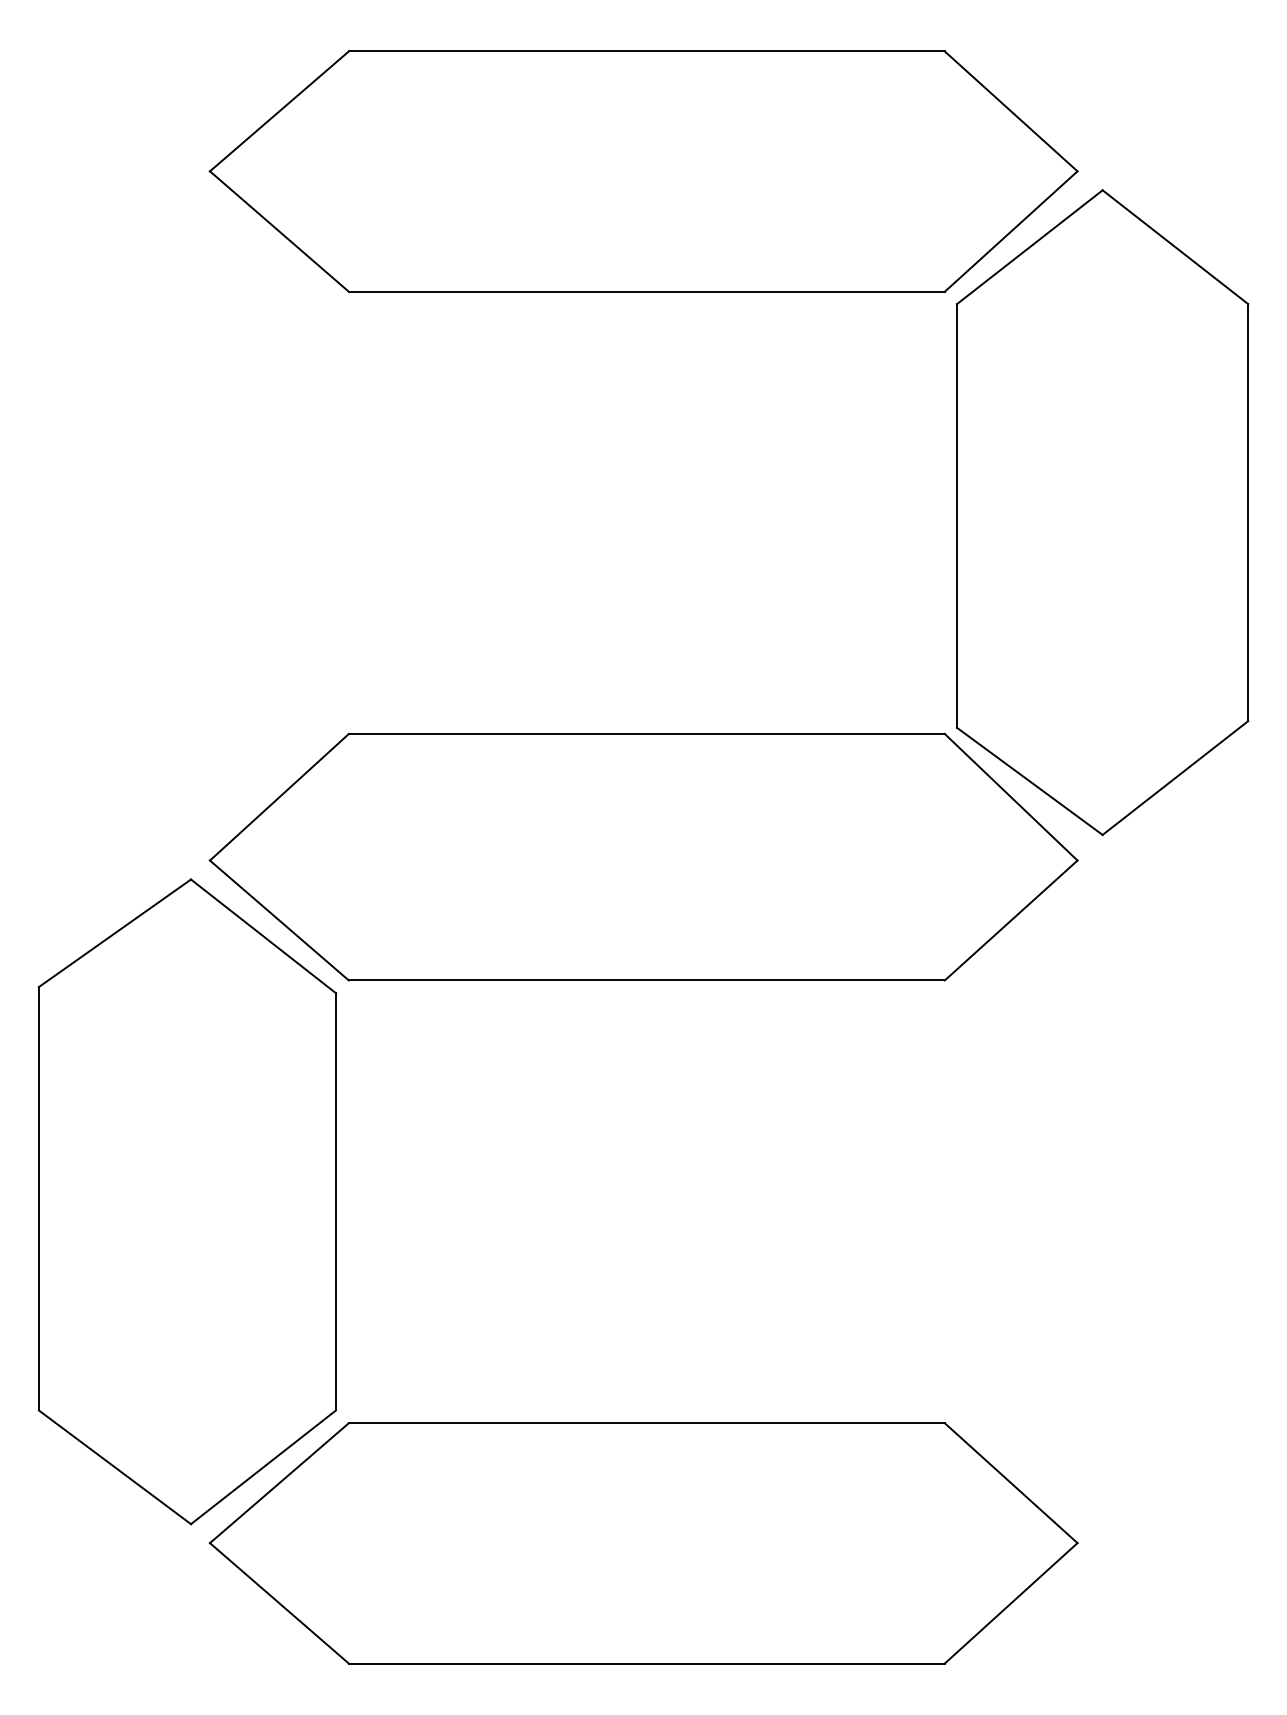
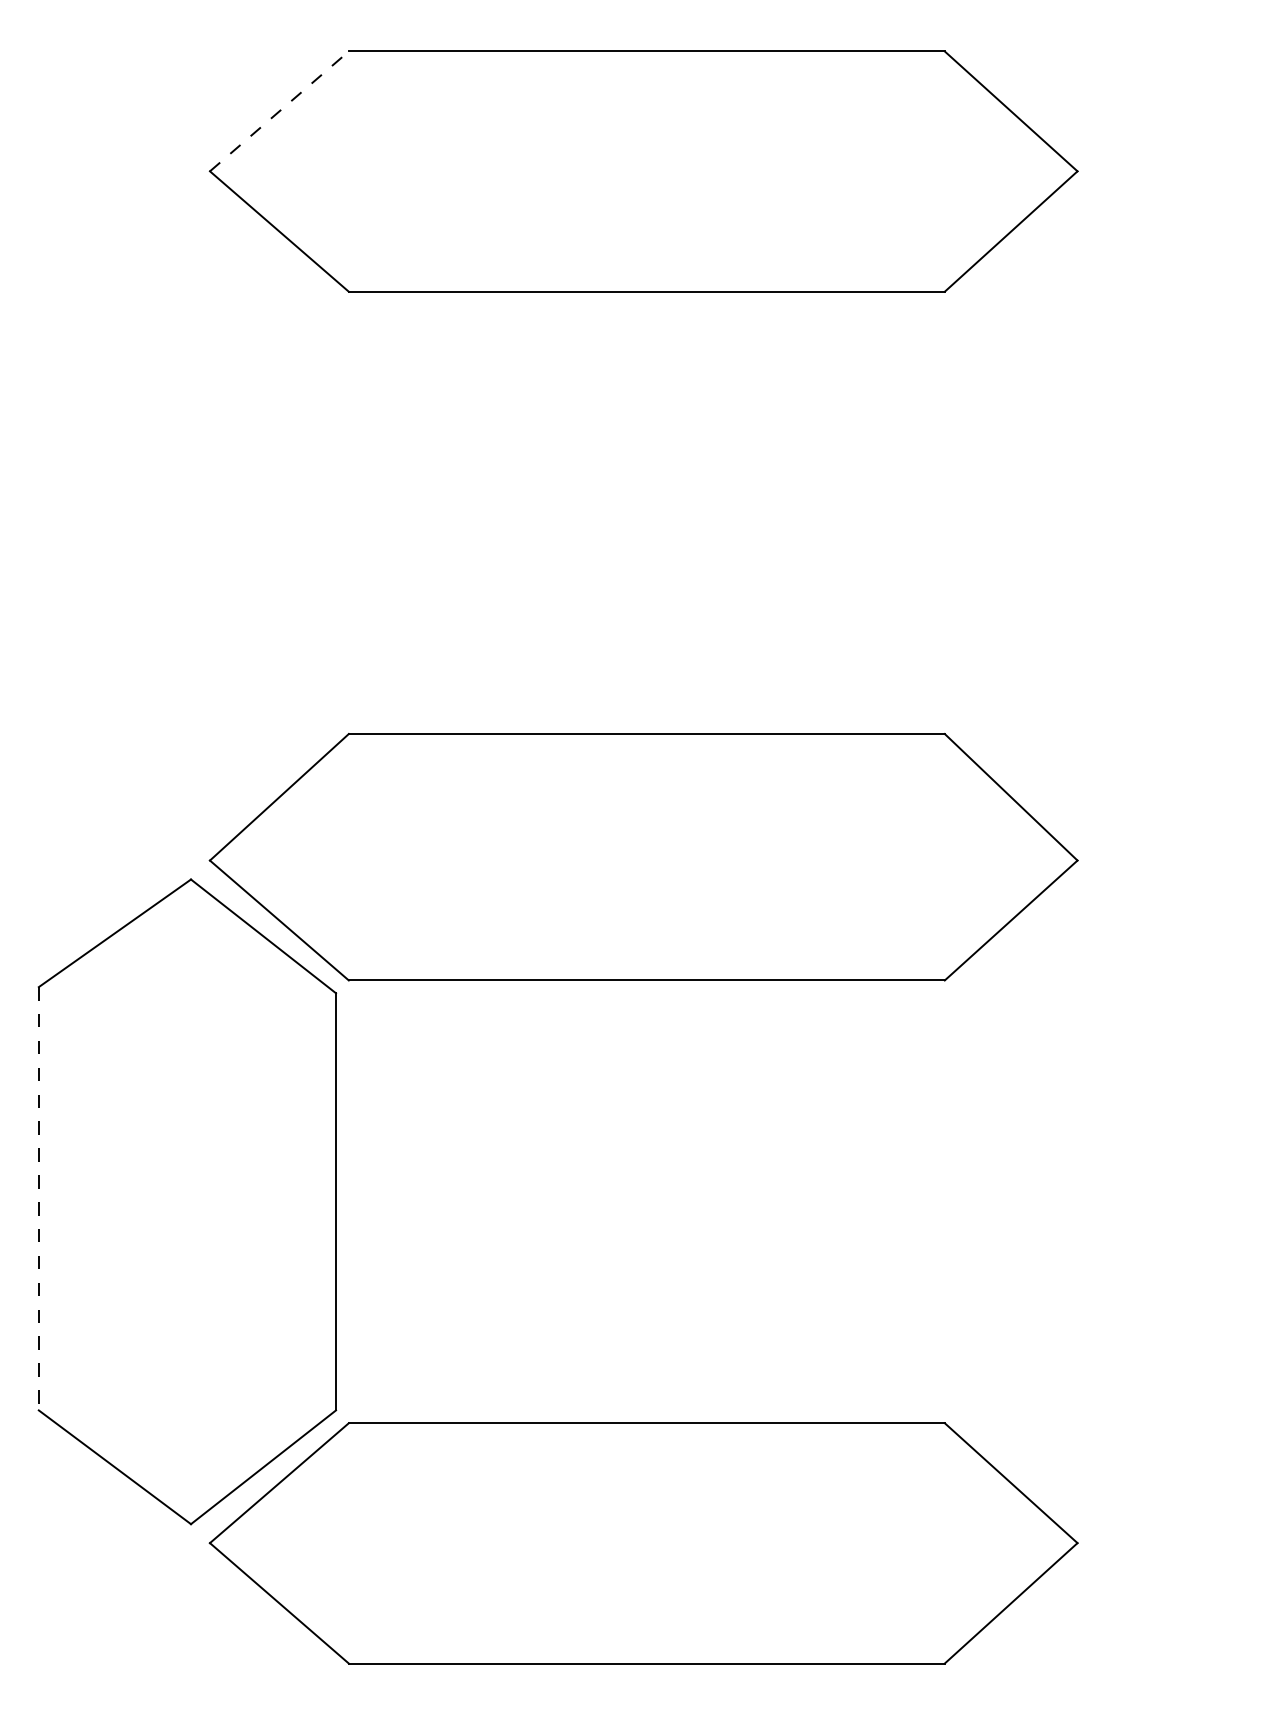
line: solid -> dashed (279, 111)
part: present -> none (1102, 512)
line: solid -> dashed (38, 1198)
